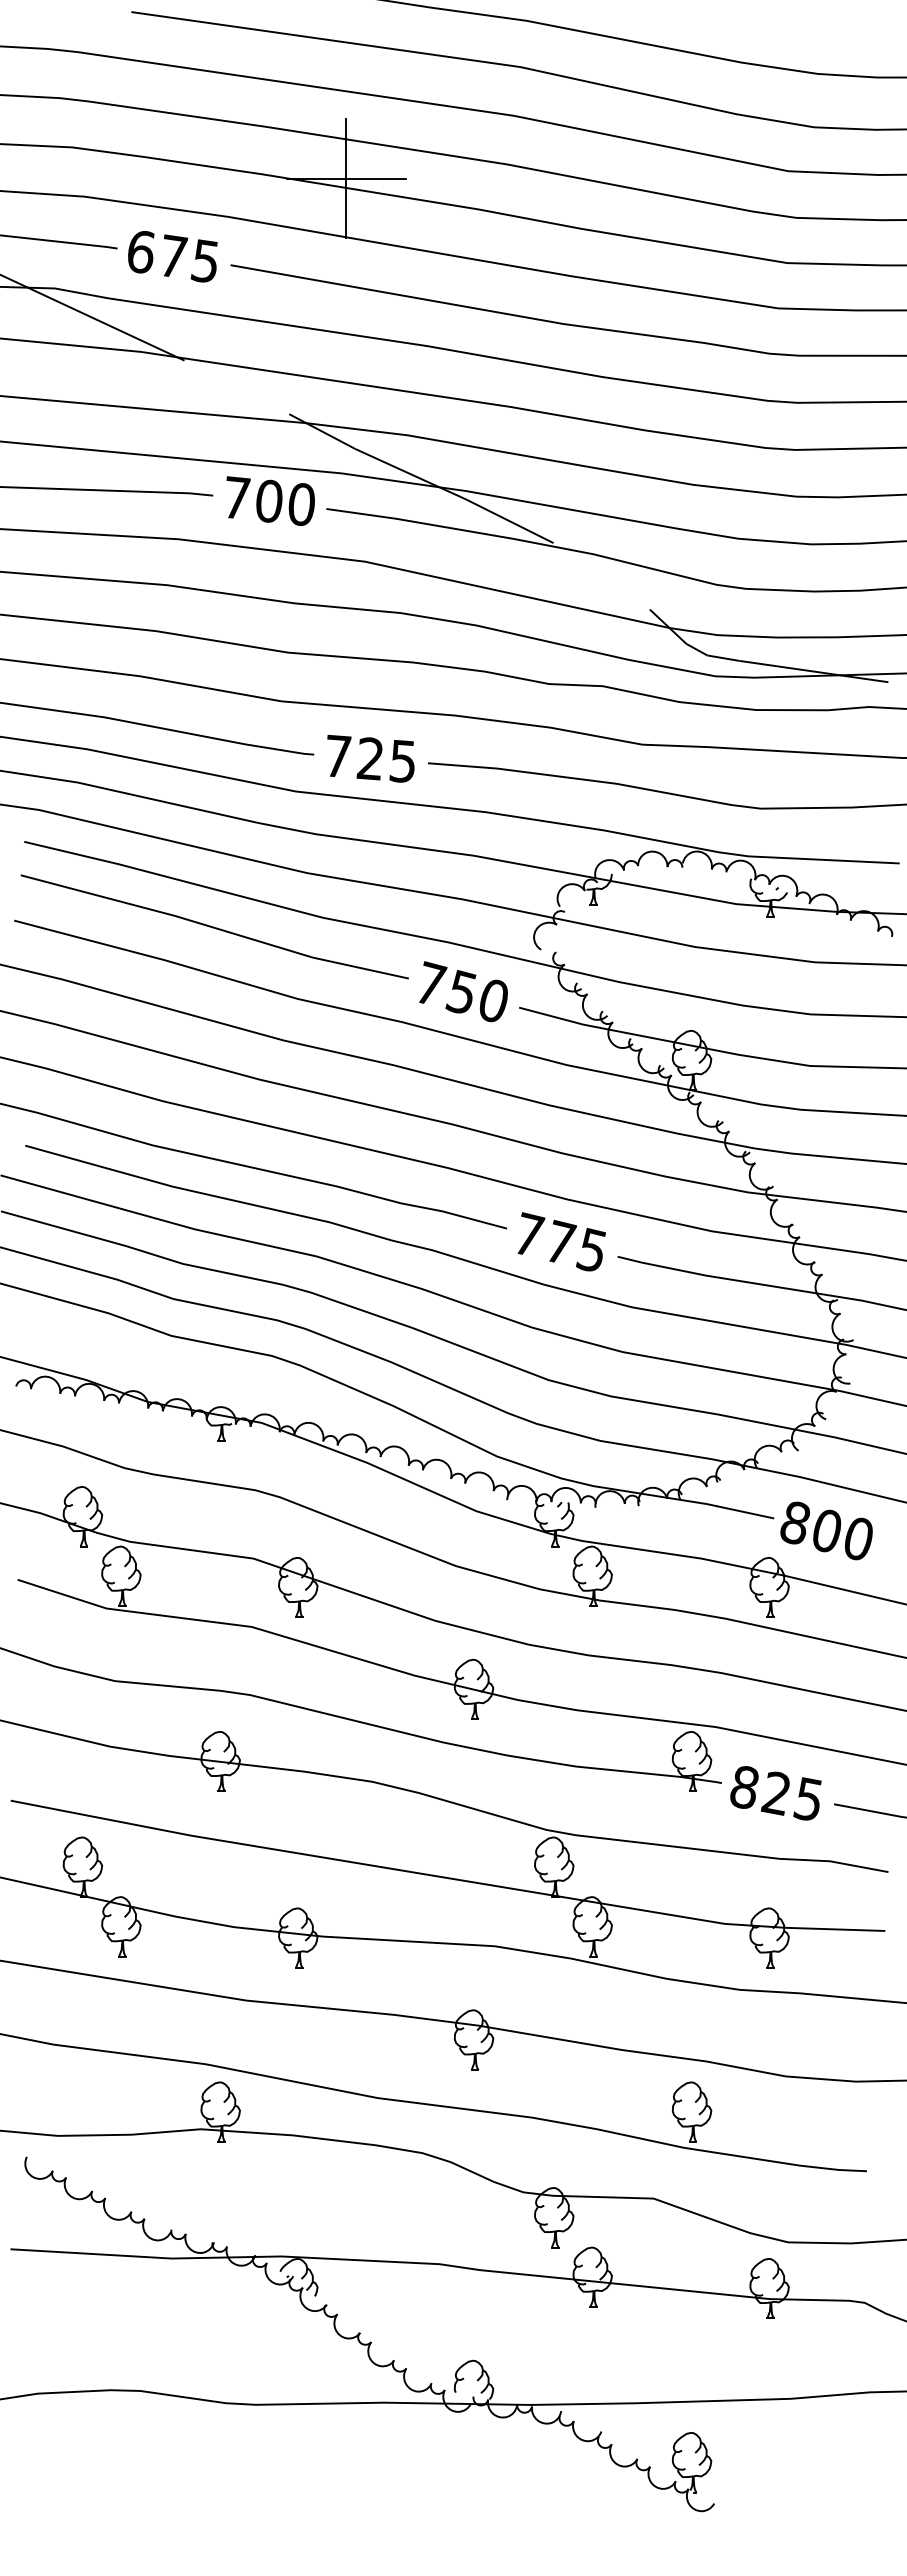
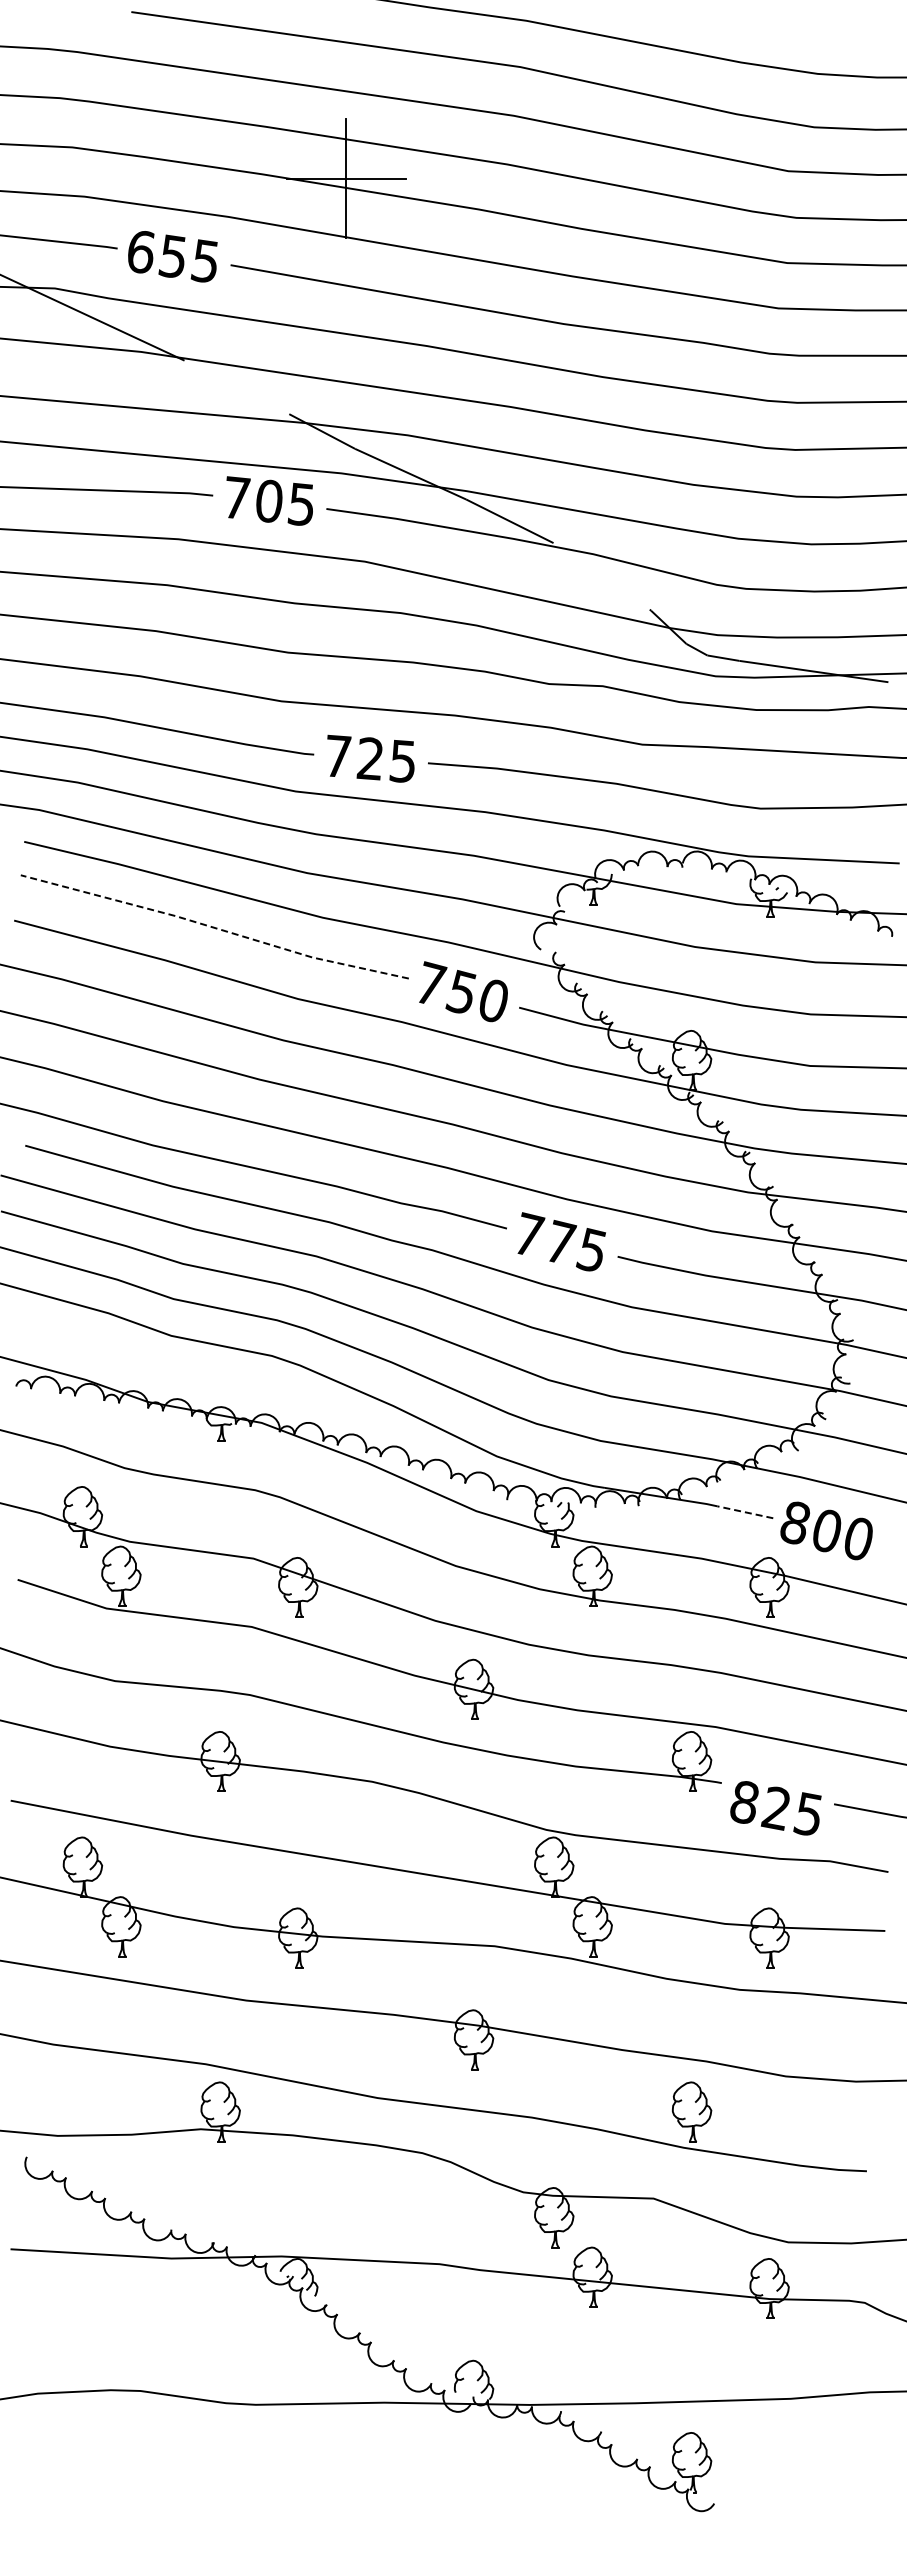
text: 675 -> 655 (173, 255)
text: 700 -> 705 (300, 503)
line: solid -> dashed (214, 927)
line: solid -> dashed (745, 1512)
text position: (775, 1793) -> (775, 1808) (775, 1808)
